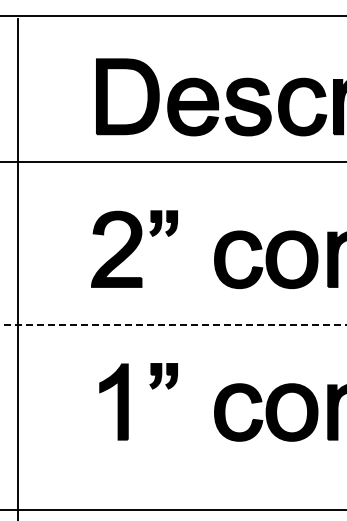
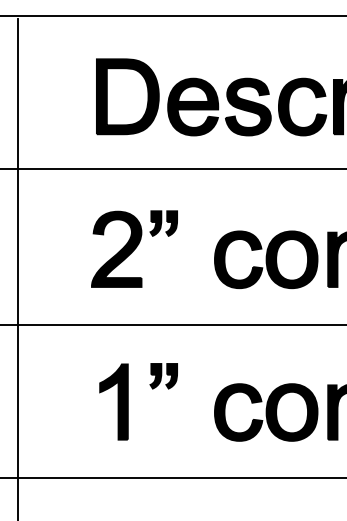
line position: (172, 162) -> (172, 169) (172, 169)
line: dashed -> solid (173, 324)
line position: (172, 510) -> (172, 478) (172, 478)
